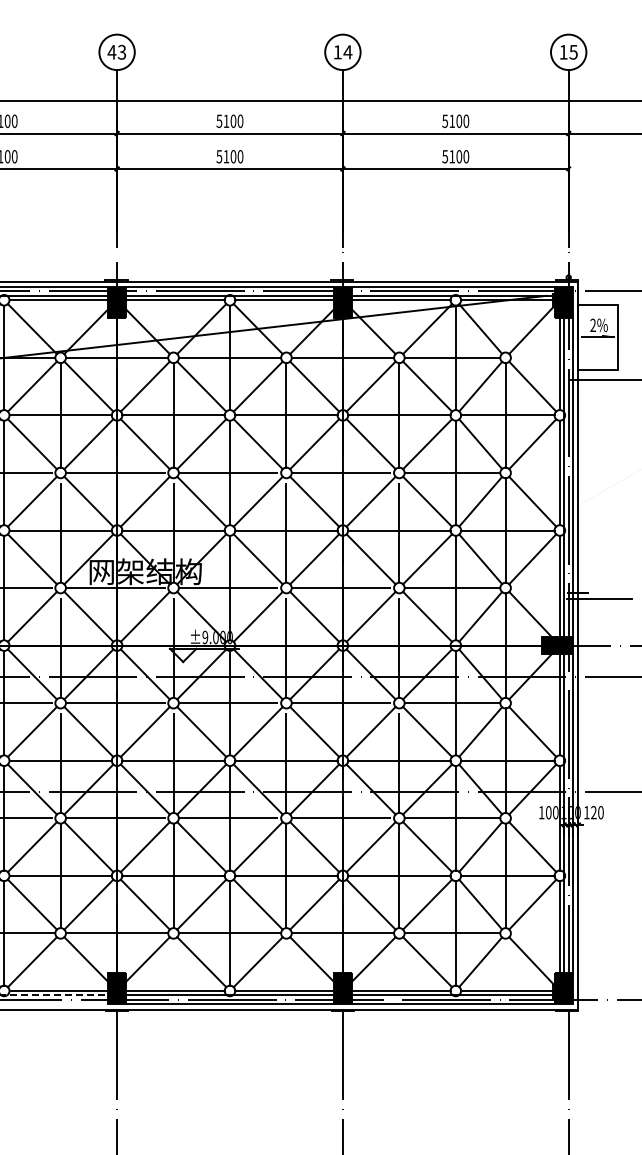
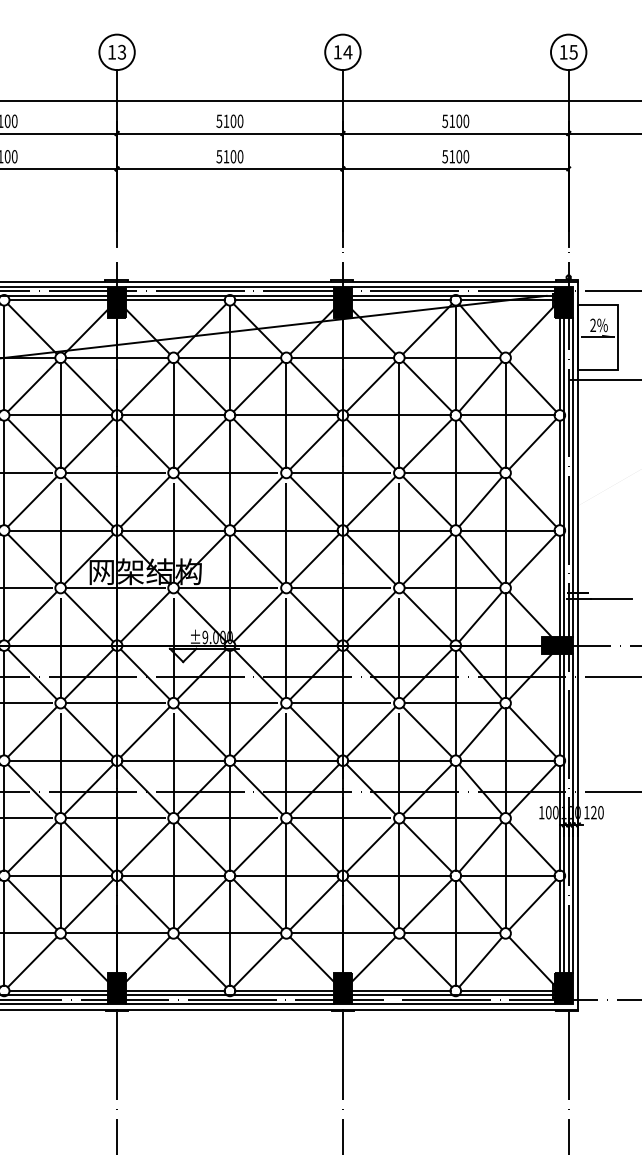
text: 43 -> 13 (111, 52)
line: dashed -> solid (54, 995)
line: none -> present (55, 1004)
